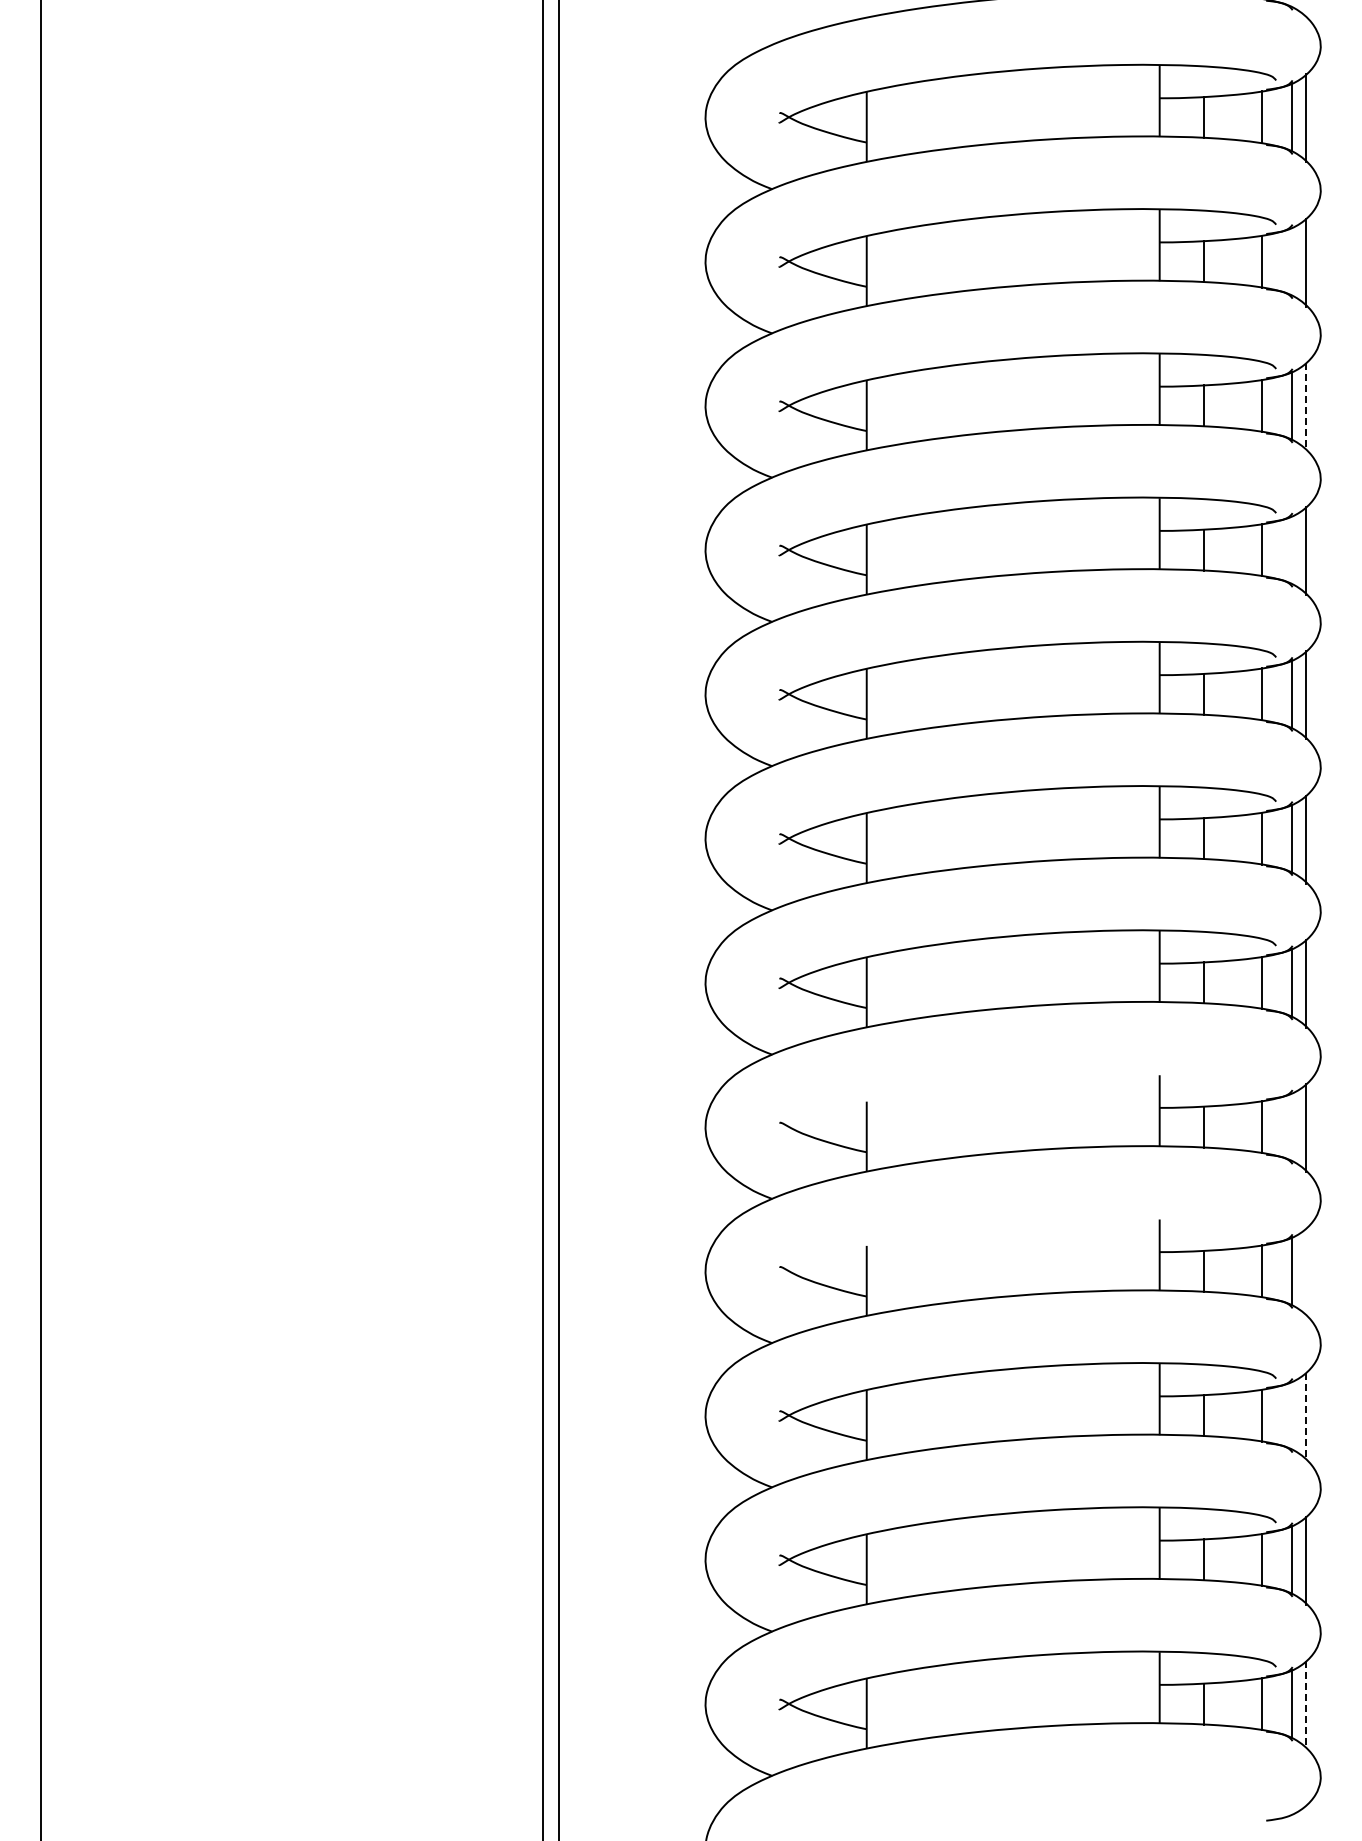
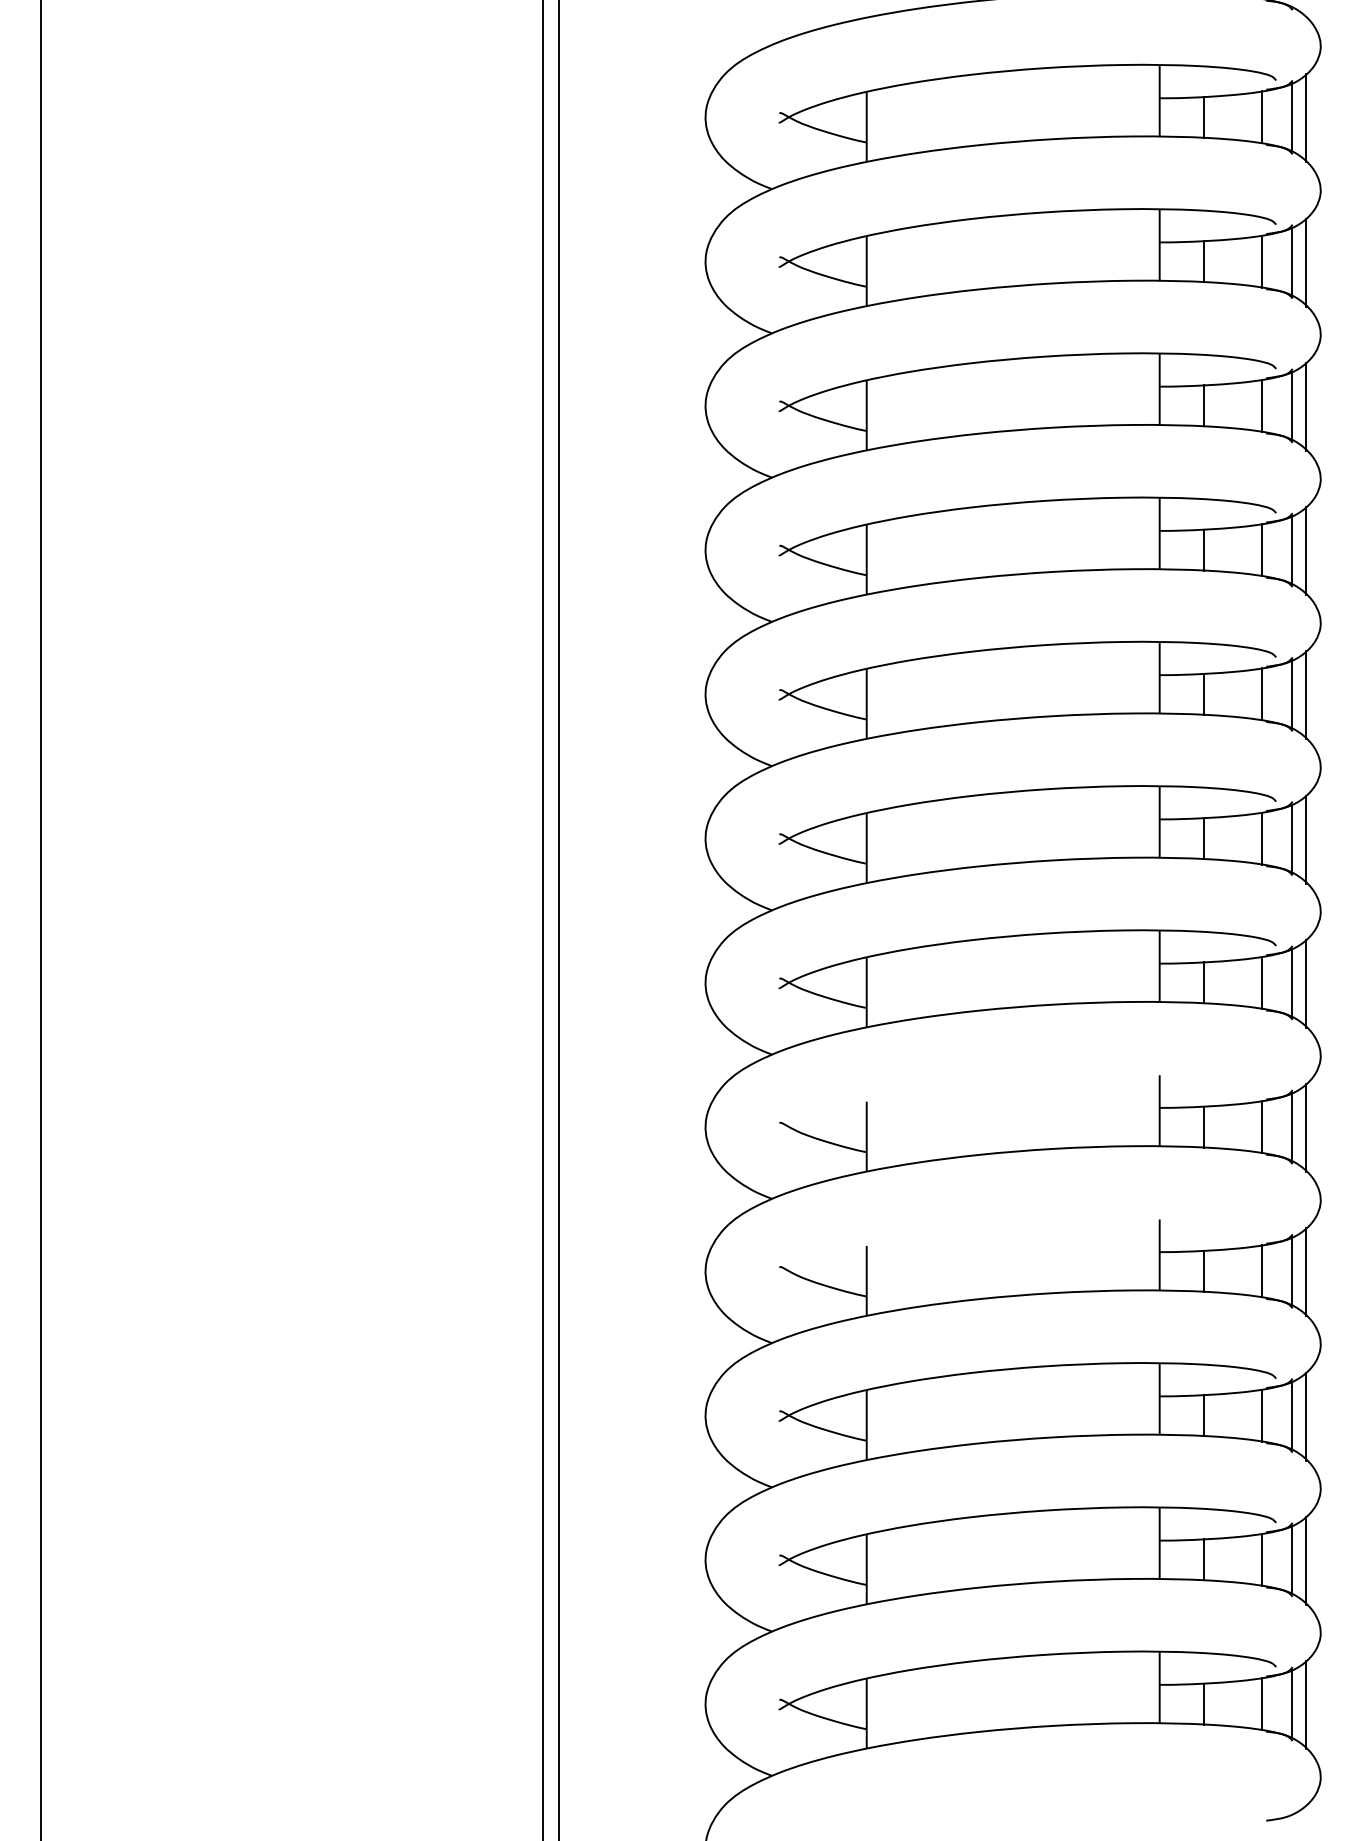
line: none -> present (1291, 261)
line: dashed -> solid (1306, 407)
line: none -> present (1291, 550)
line: none -> present (1291, 1127)
line: none -> present (1306, 1272)
line: none -> present (1291, 1415)
line: dashed -> solid (1306, 1417)
line: dashed -> solid (1306, 1705)
